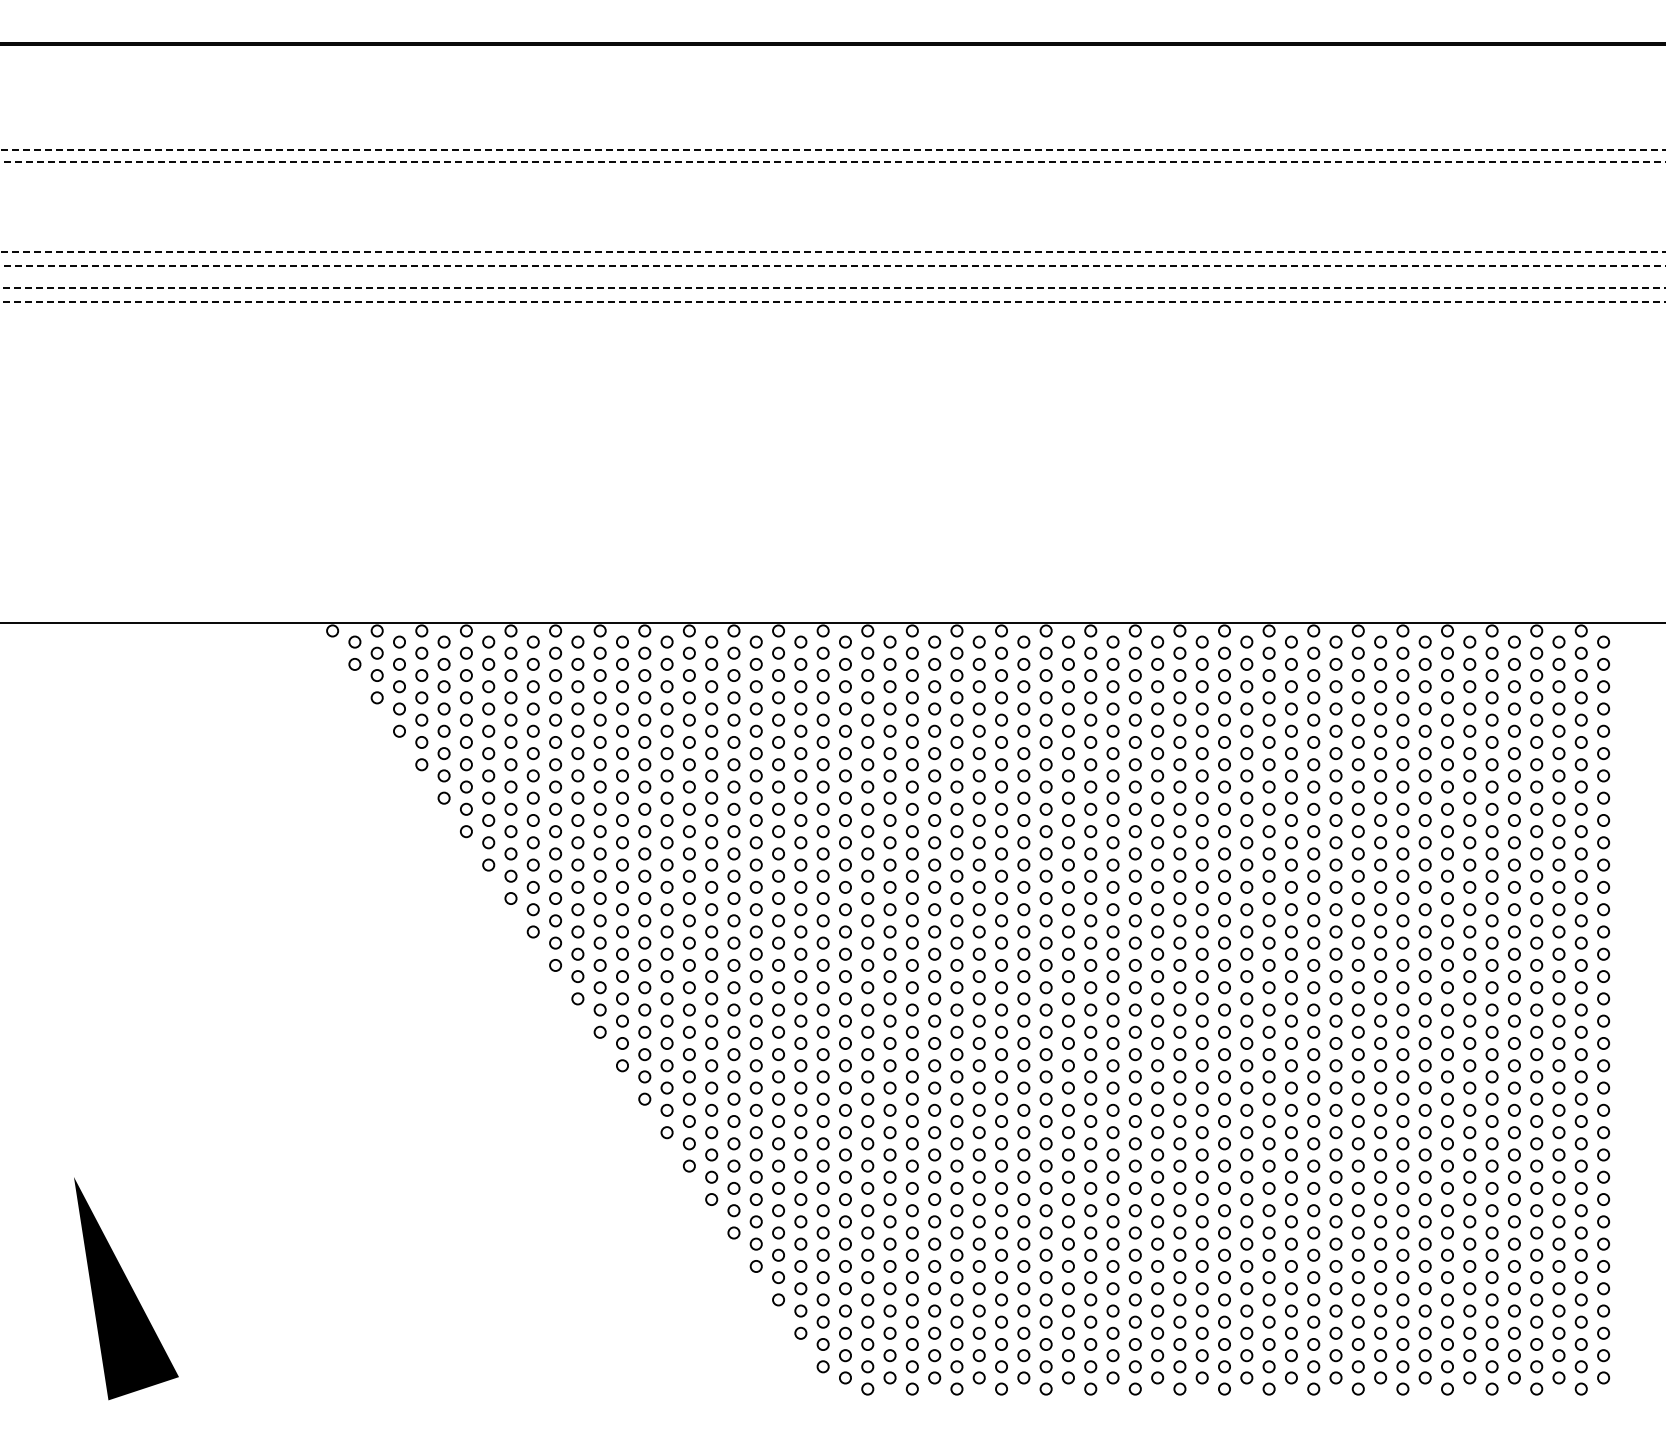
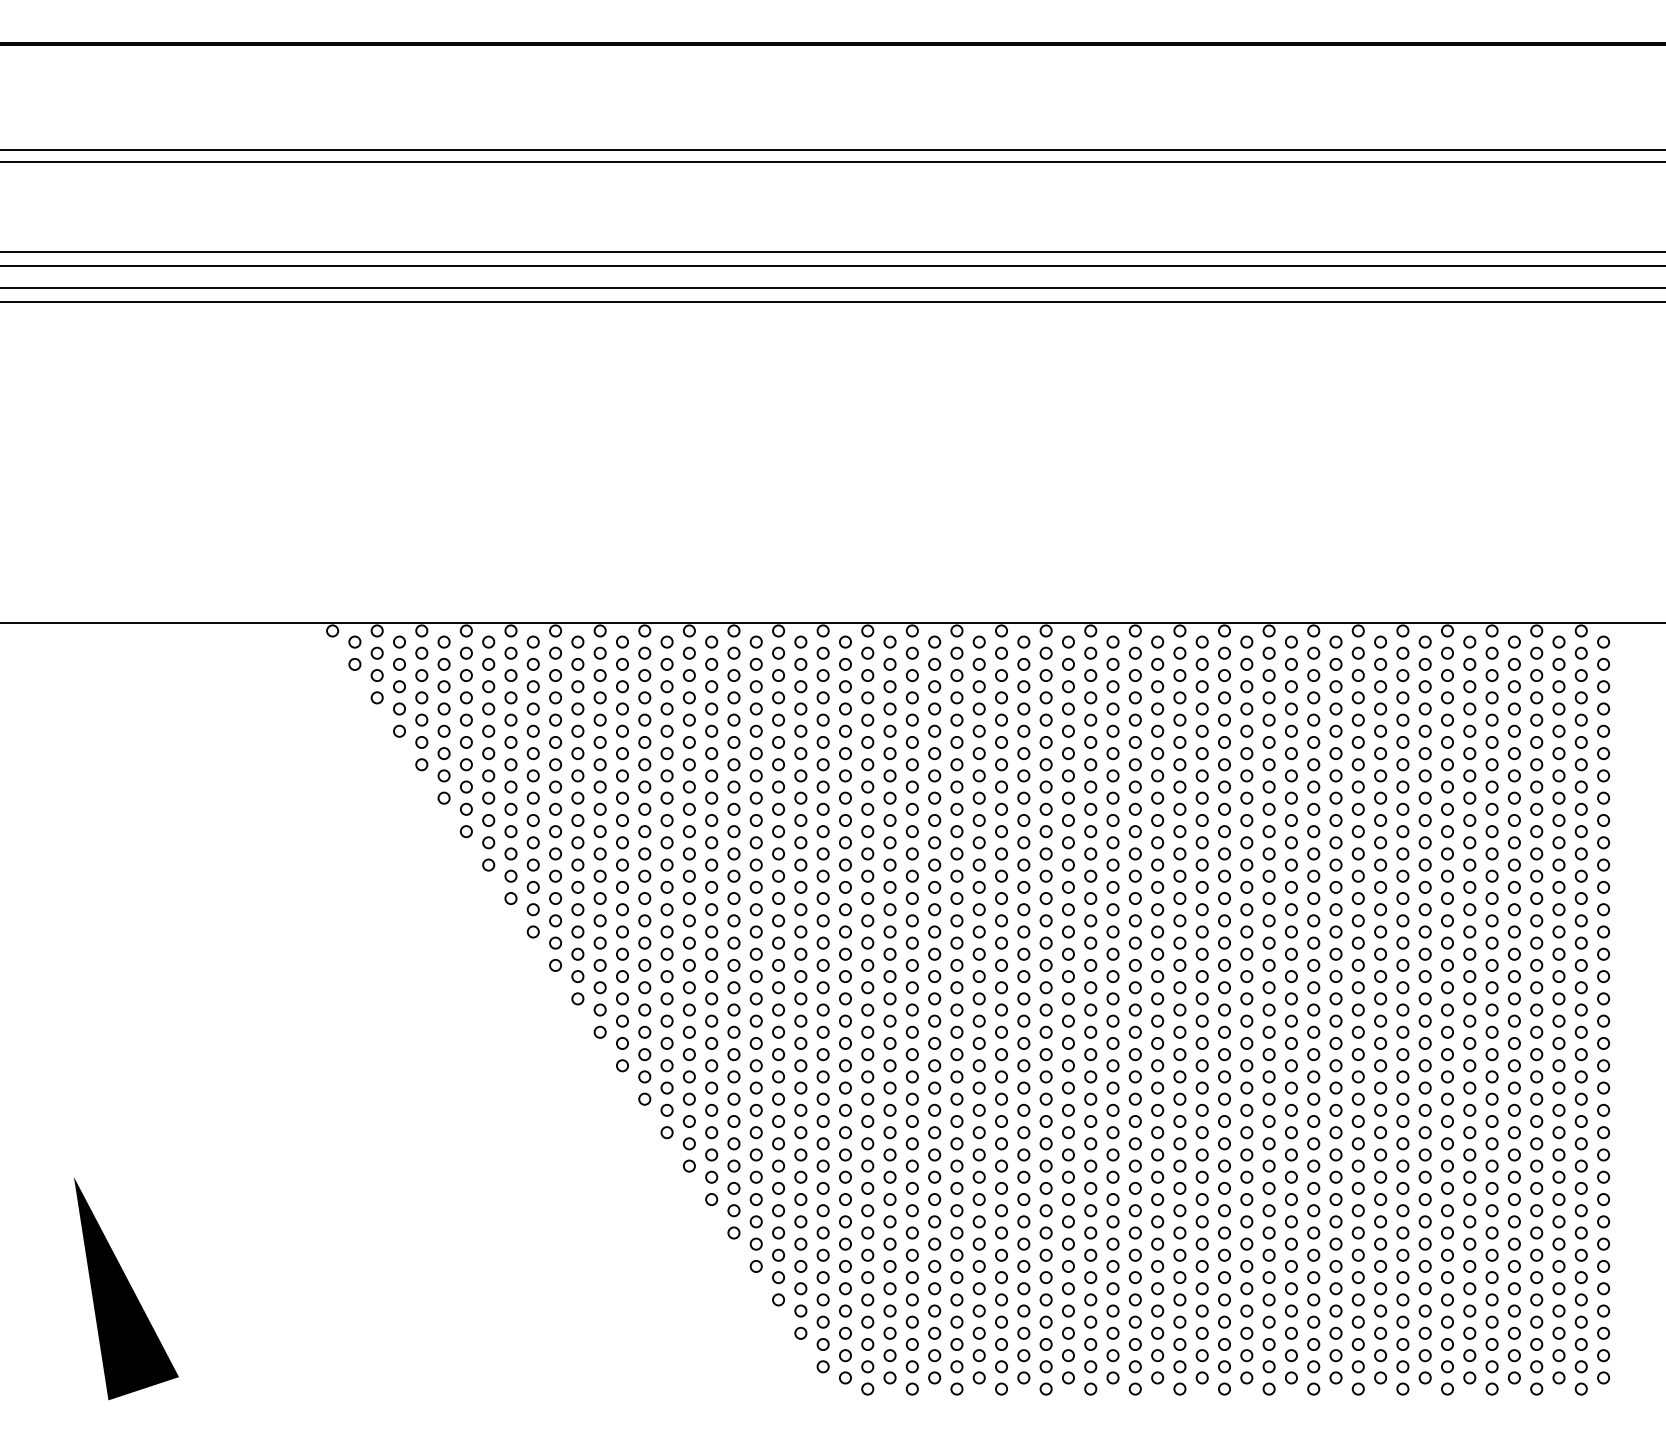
line: dashed -> solid (833, 150)
line: dashed -> solid (833, 161)
line: dashed -> solid (833, 252)
line: dashed -> solid (833, 265)
line: dashed -> solid (832, 288)
line: dashed -> solid (833, 301)
